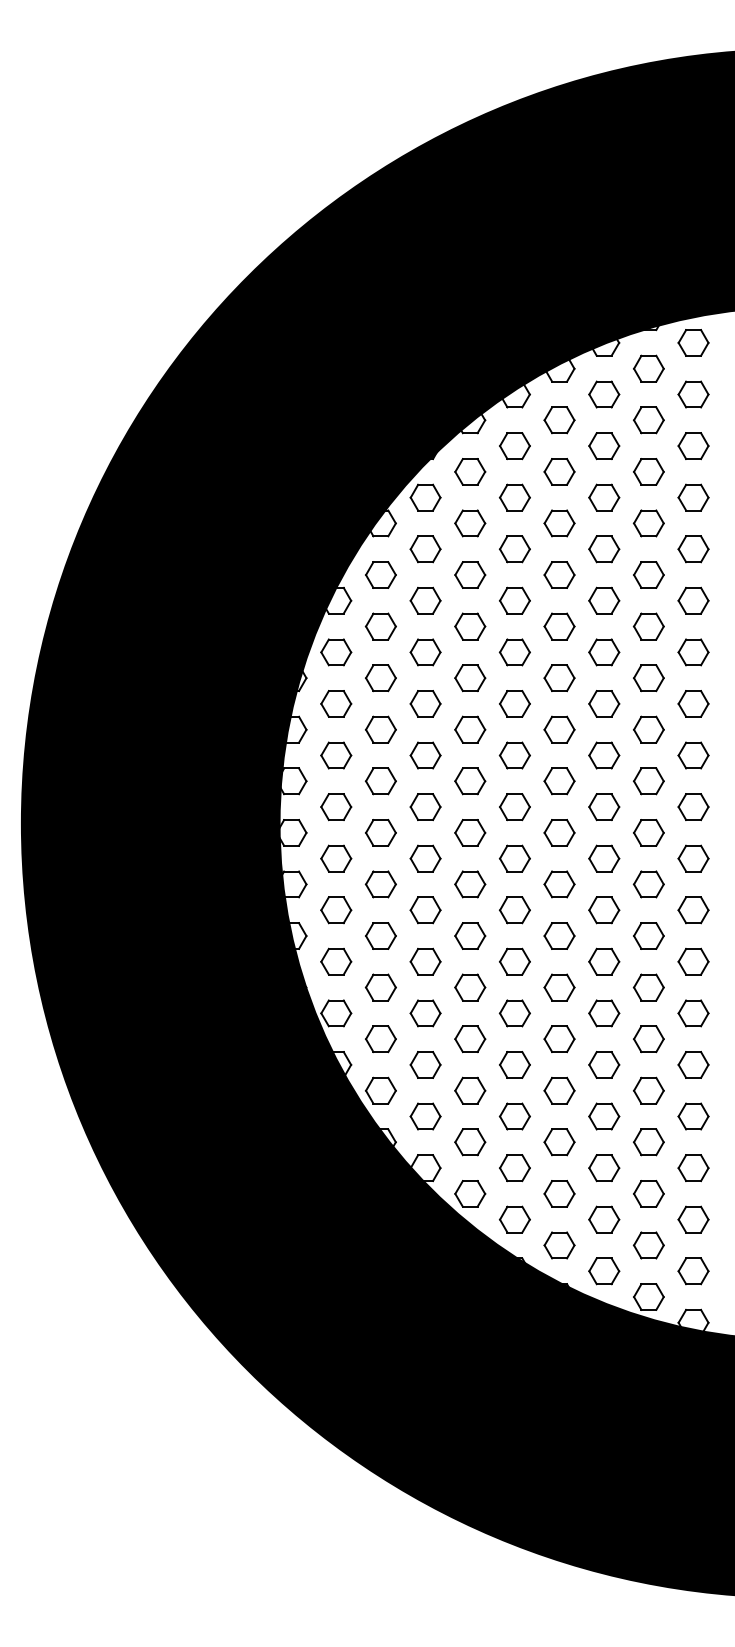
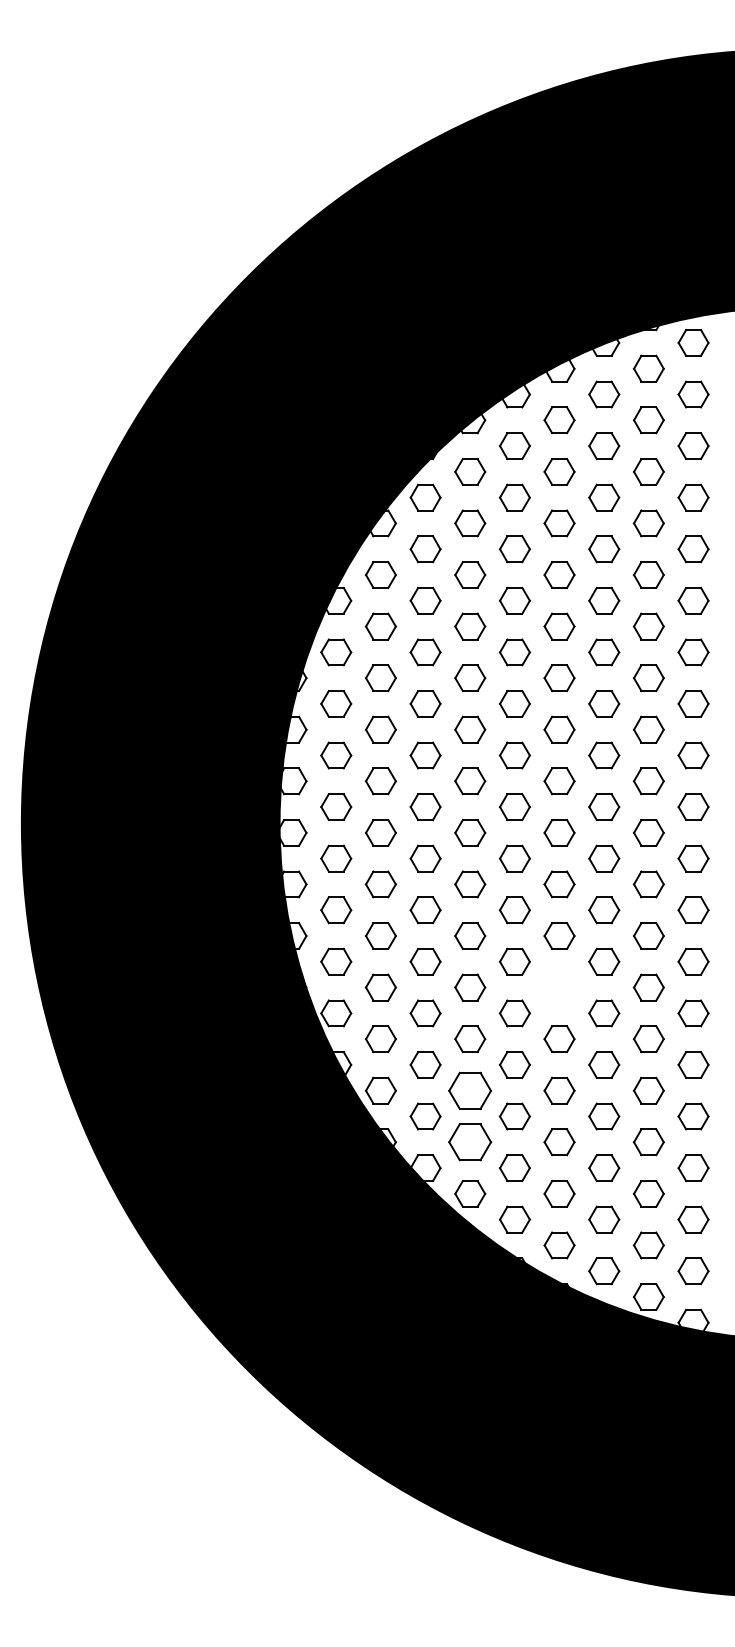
part: present -> none (559, 987)
part size: 33x29 px -> 45x39 px (470, 1090)
part size: 33x29 px -> 45x39 px (470, 1142)
